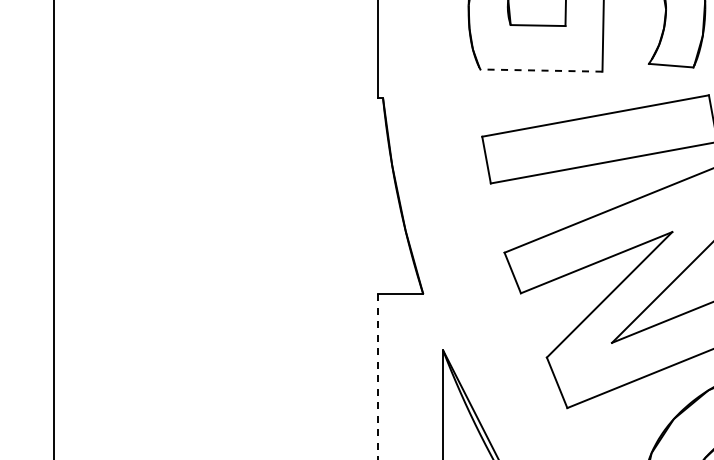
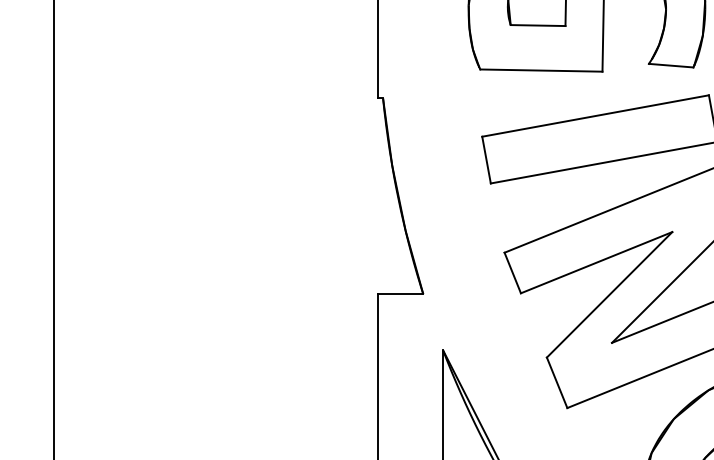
line: dashed -> solid (540, 70)
line: dashed -> solid (378, 377)
